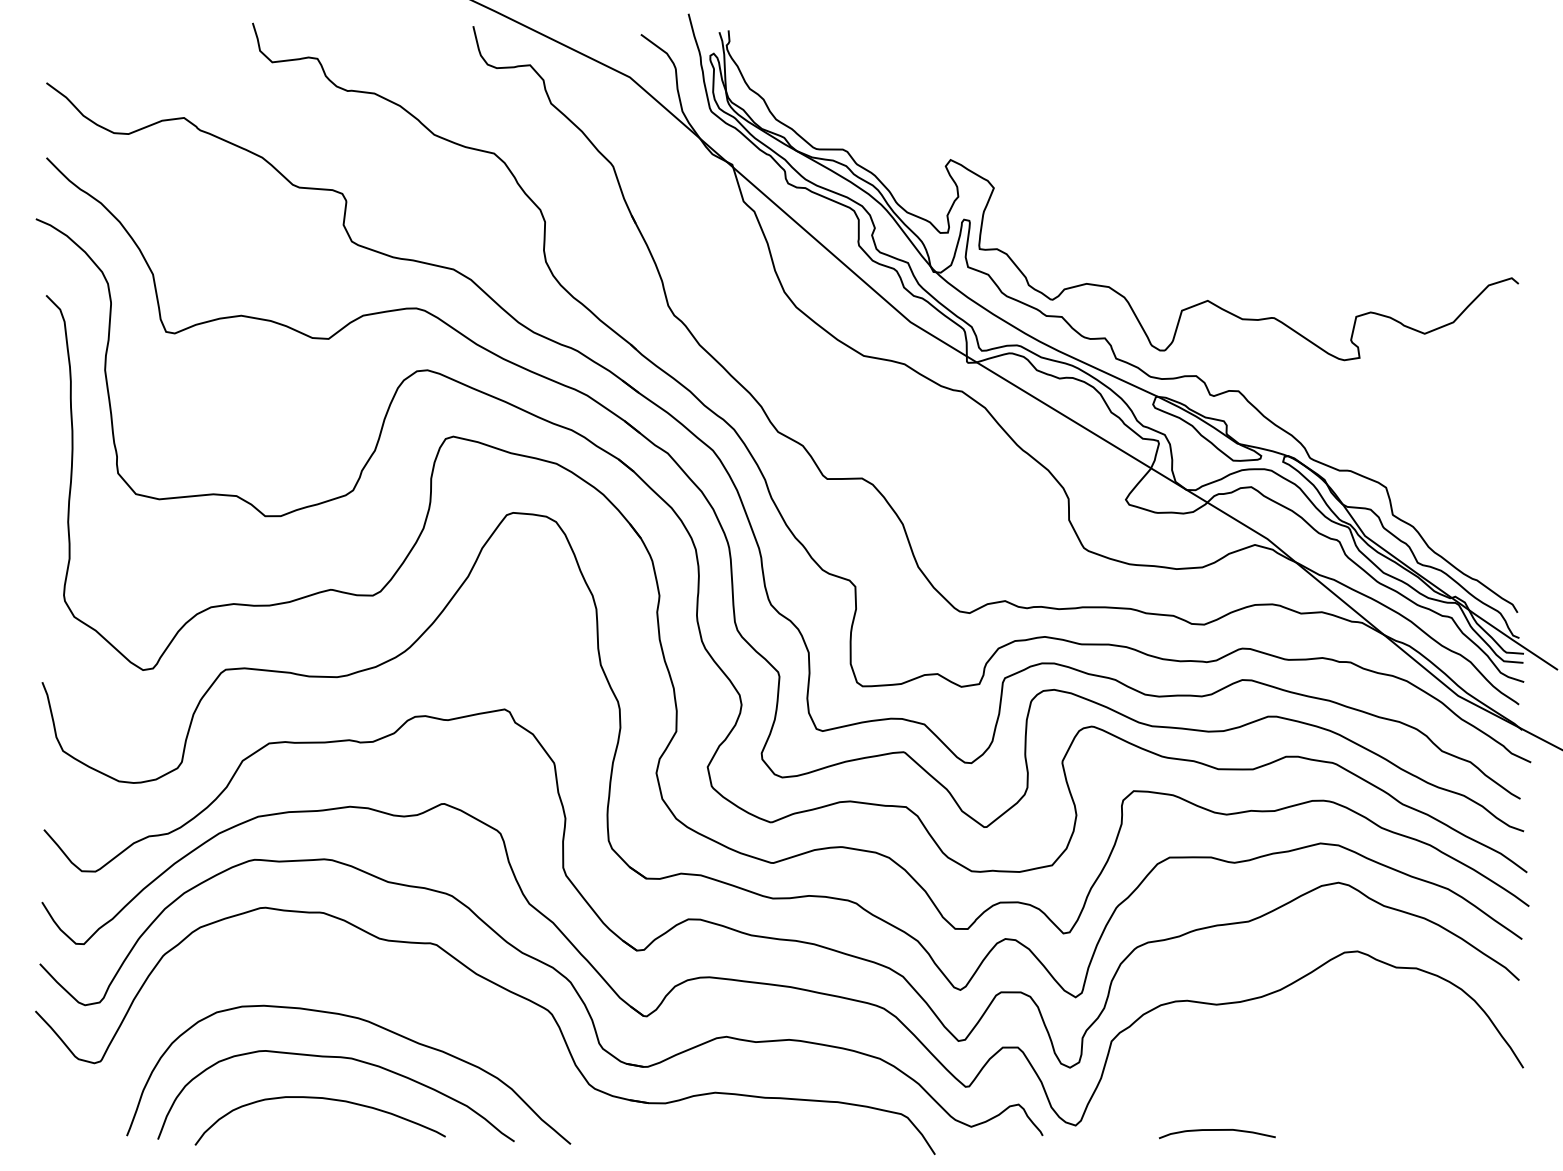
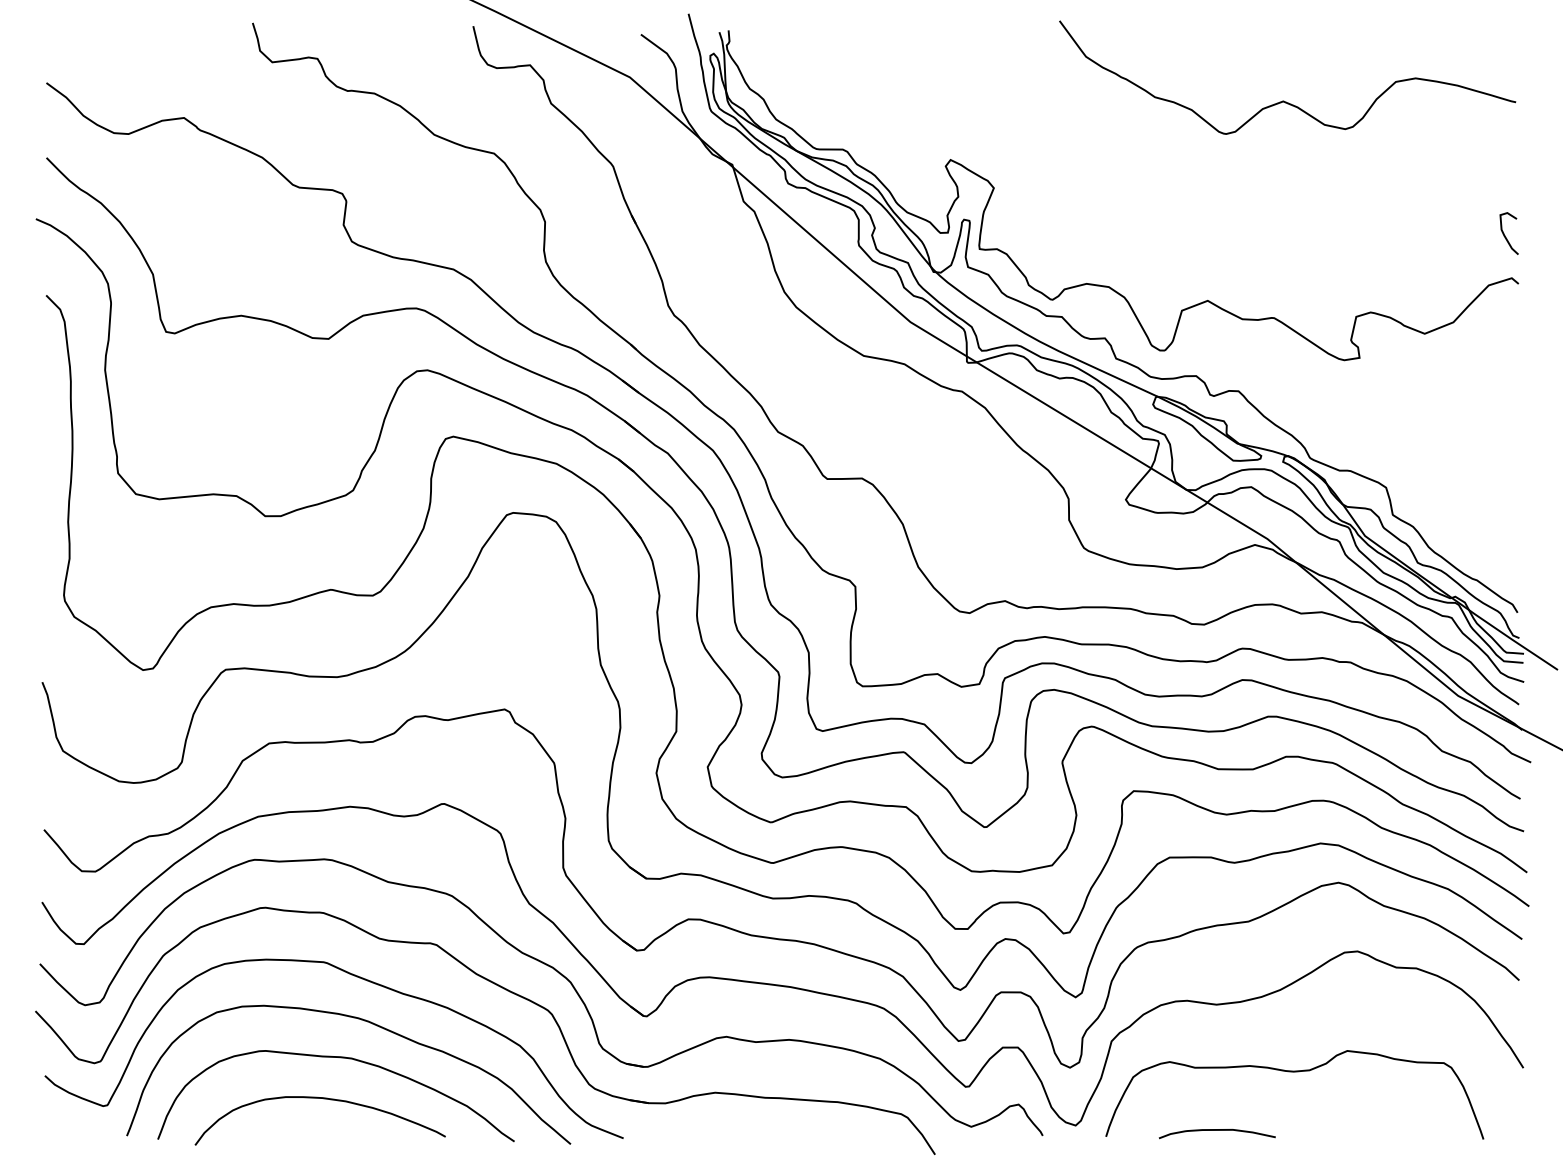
curve: none -> present (1283, 100)
curve: none -> present (1505, 235)
curve: none -> present (356, 977)
curve: none -> present (1294, 1072)
